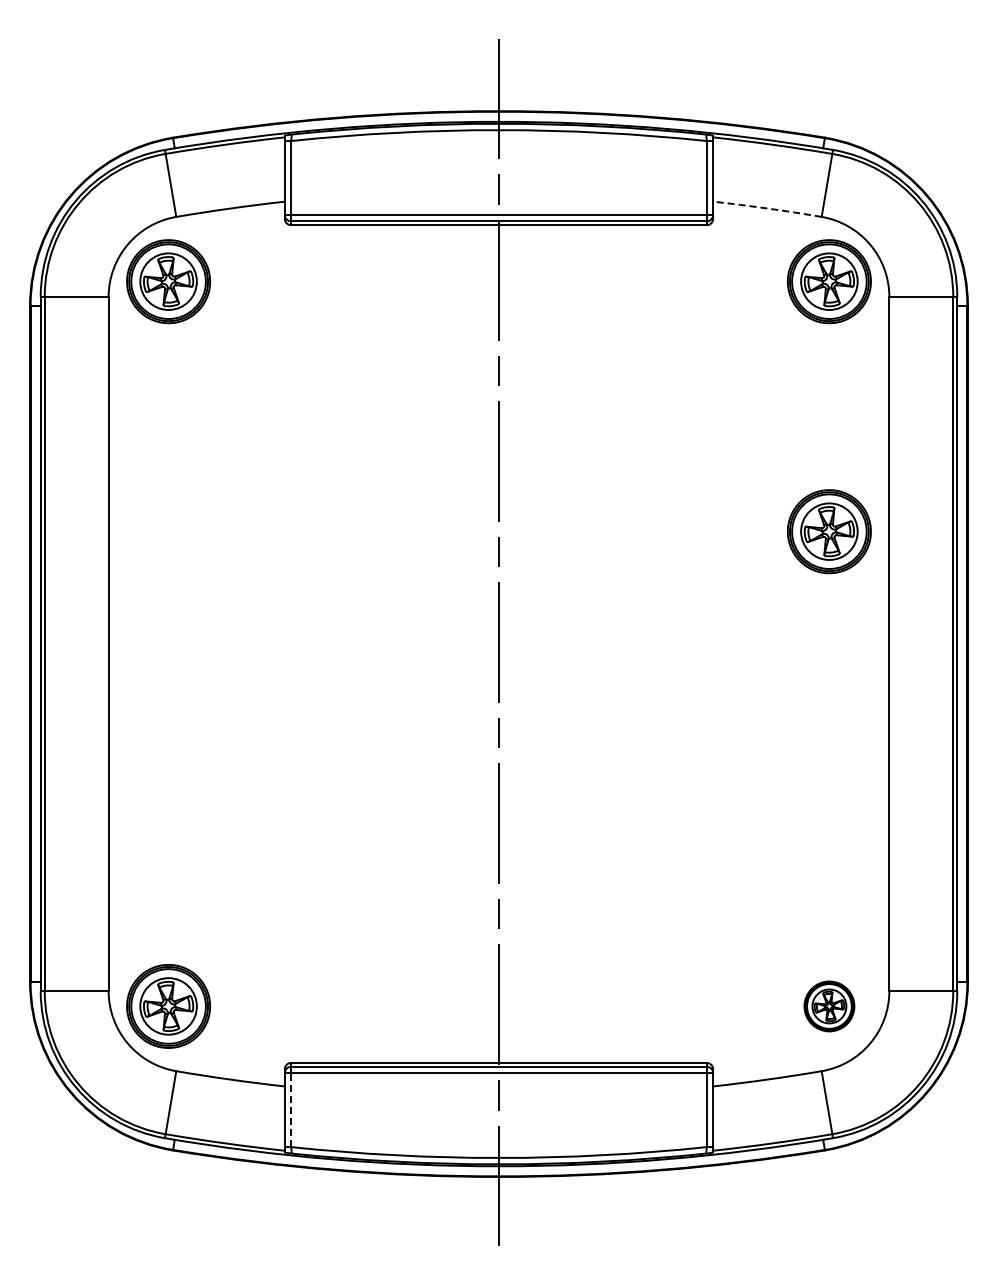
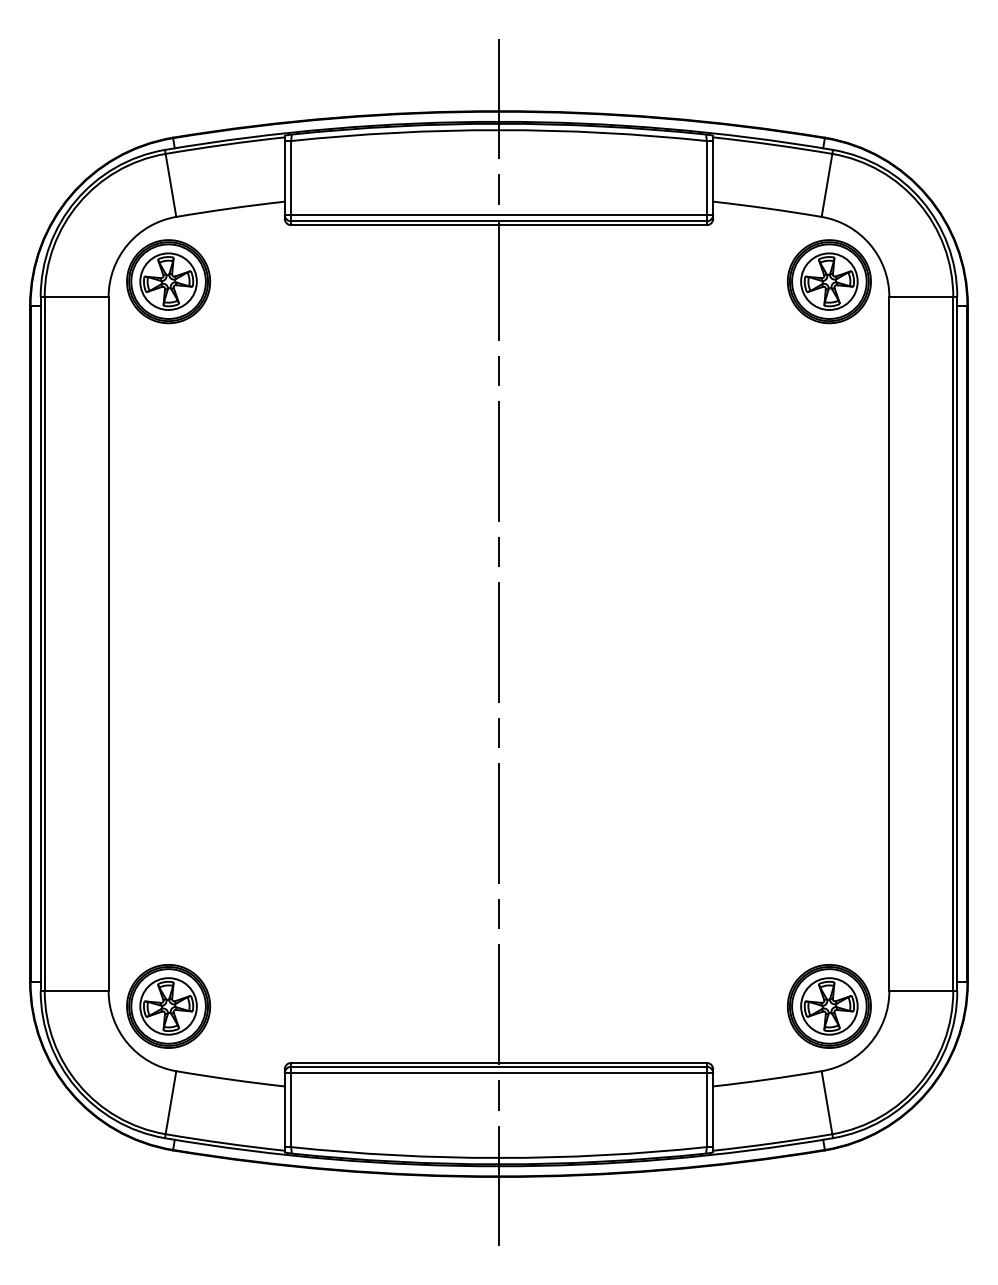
arc: dashed -> solid (767, 208)
part: present -> none (829, 531)
part size: 53x53 px -> 85x85 px (829, 1006)
line: dashed -> solid (291, 1110)
